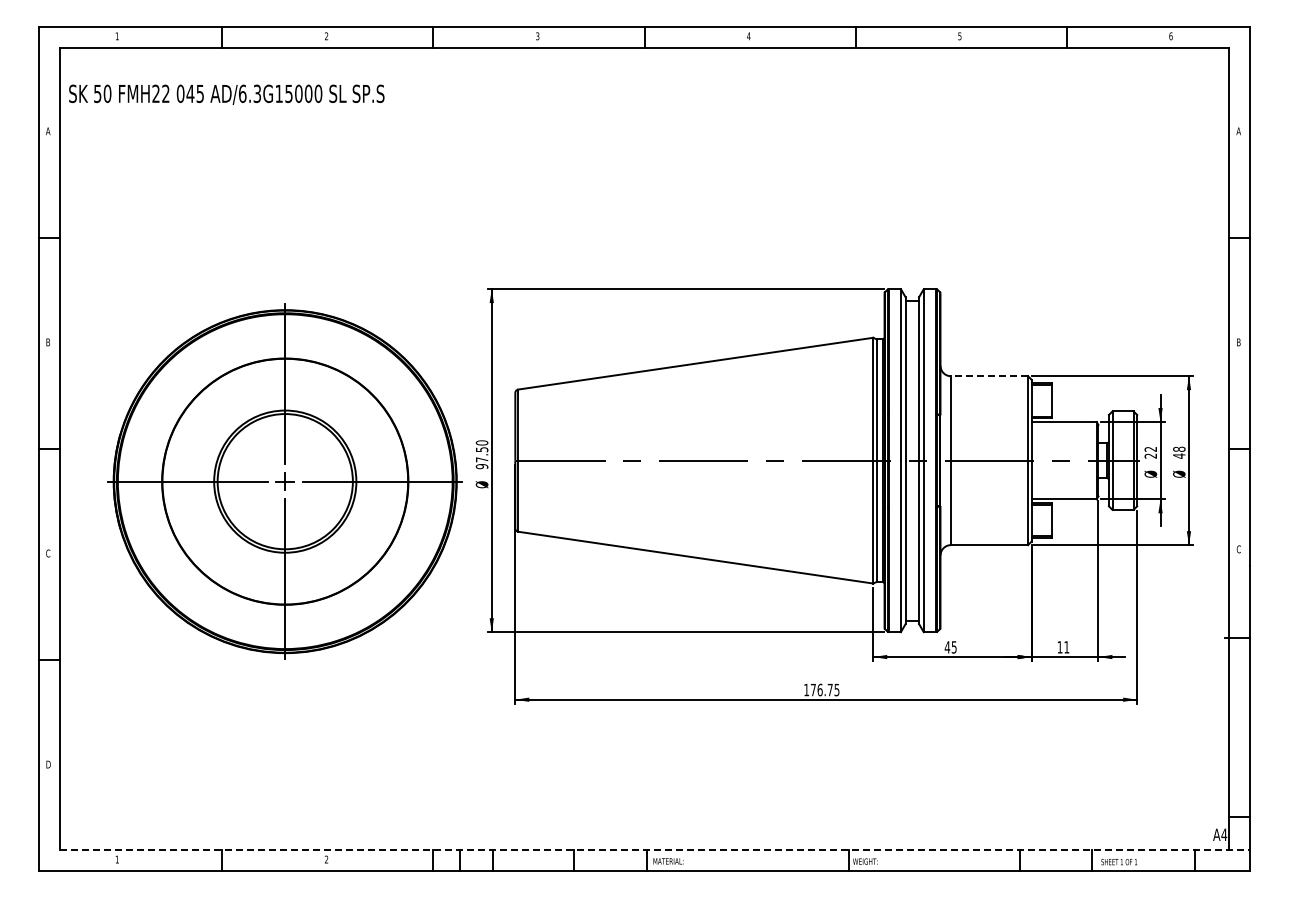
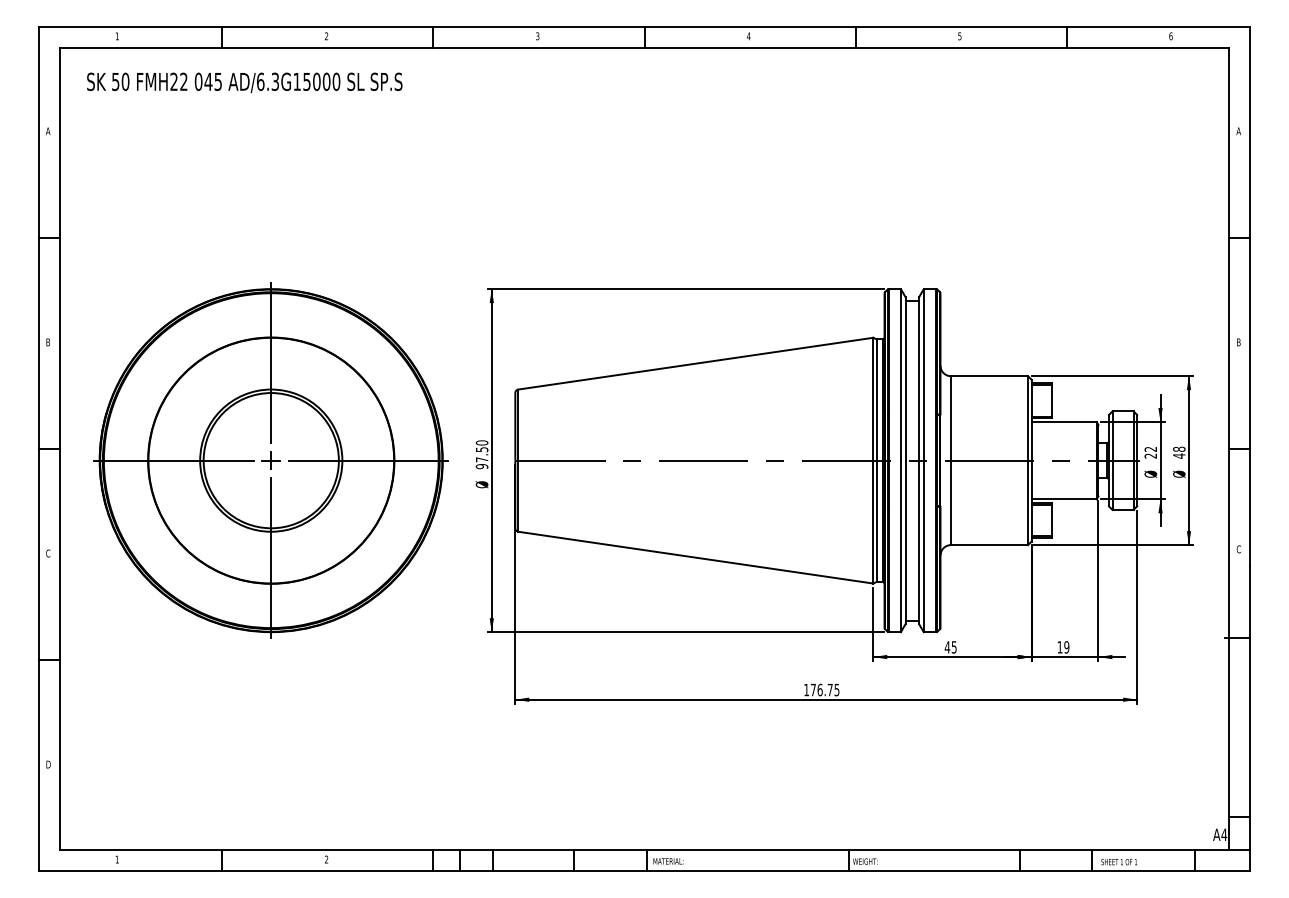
text position: (226, 94) -> (244, 82) (244, 82)
line: dashed -> solid (989, 376)
part position: (284, 481) -> (270, 460) (270, 460)
text: 11 -> 19 (1066, 647)
line: dashed -> solid (655, 850)
